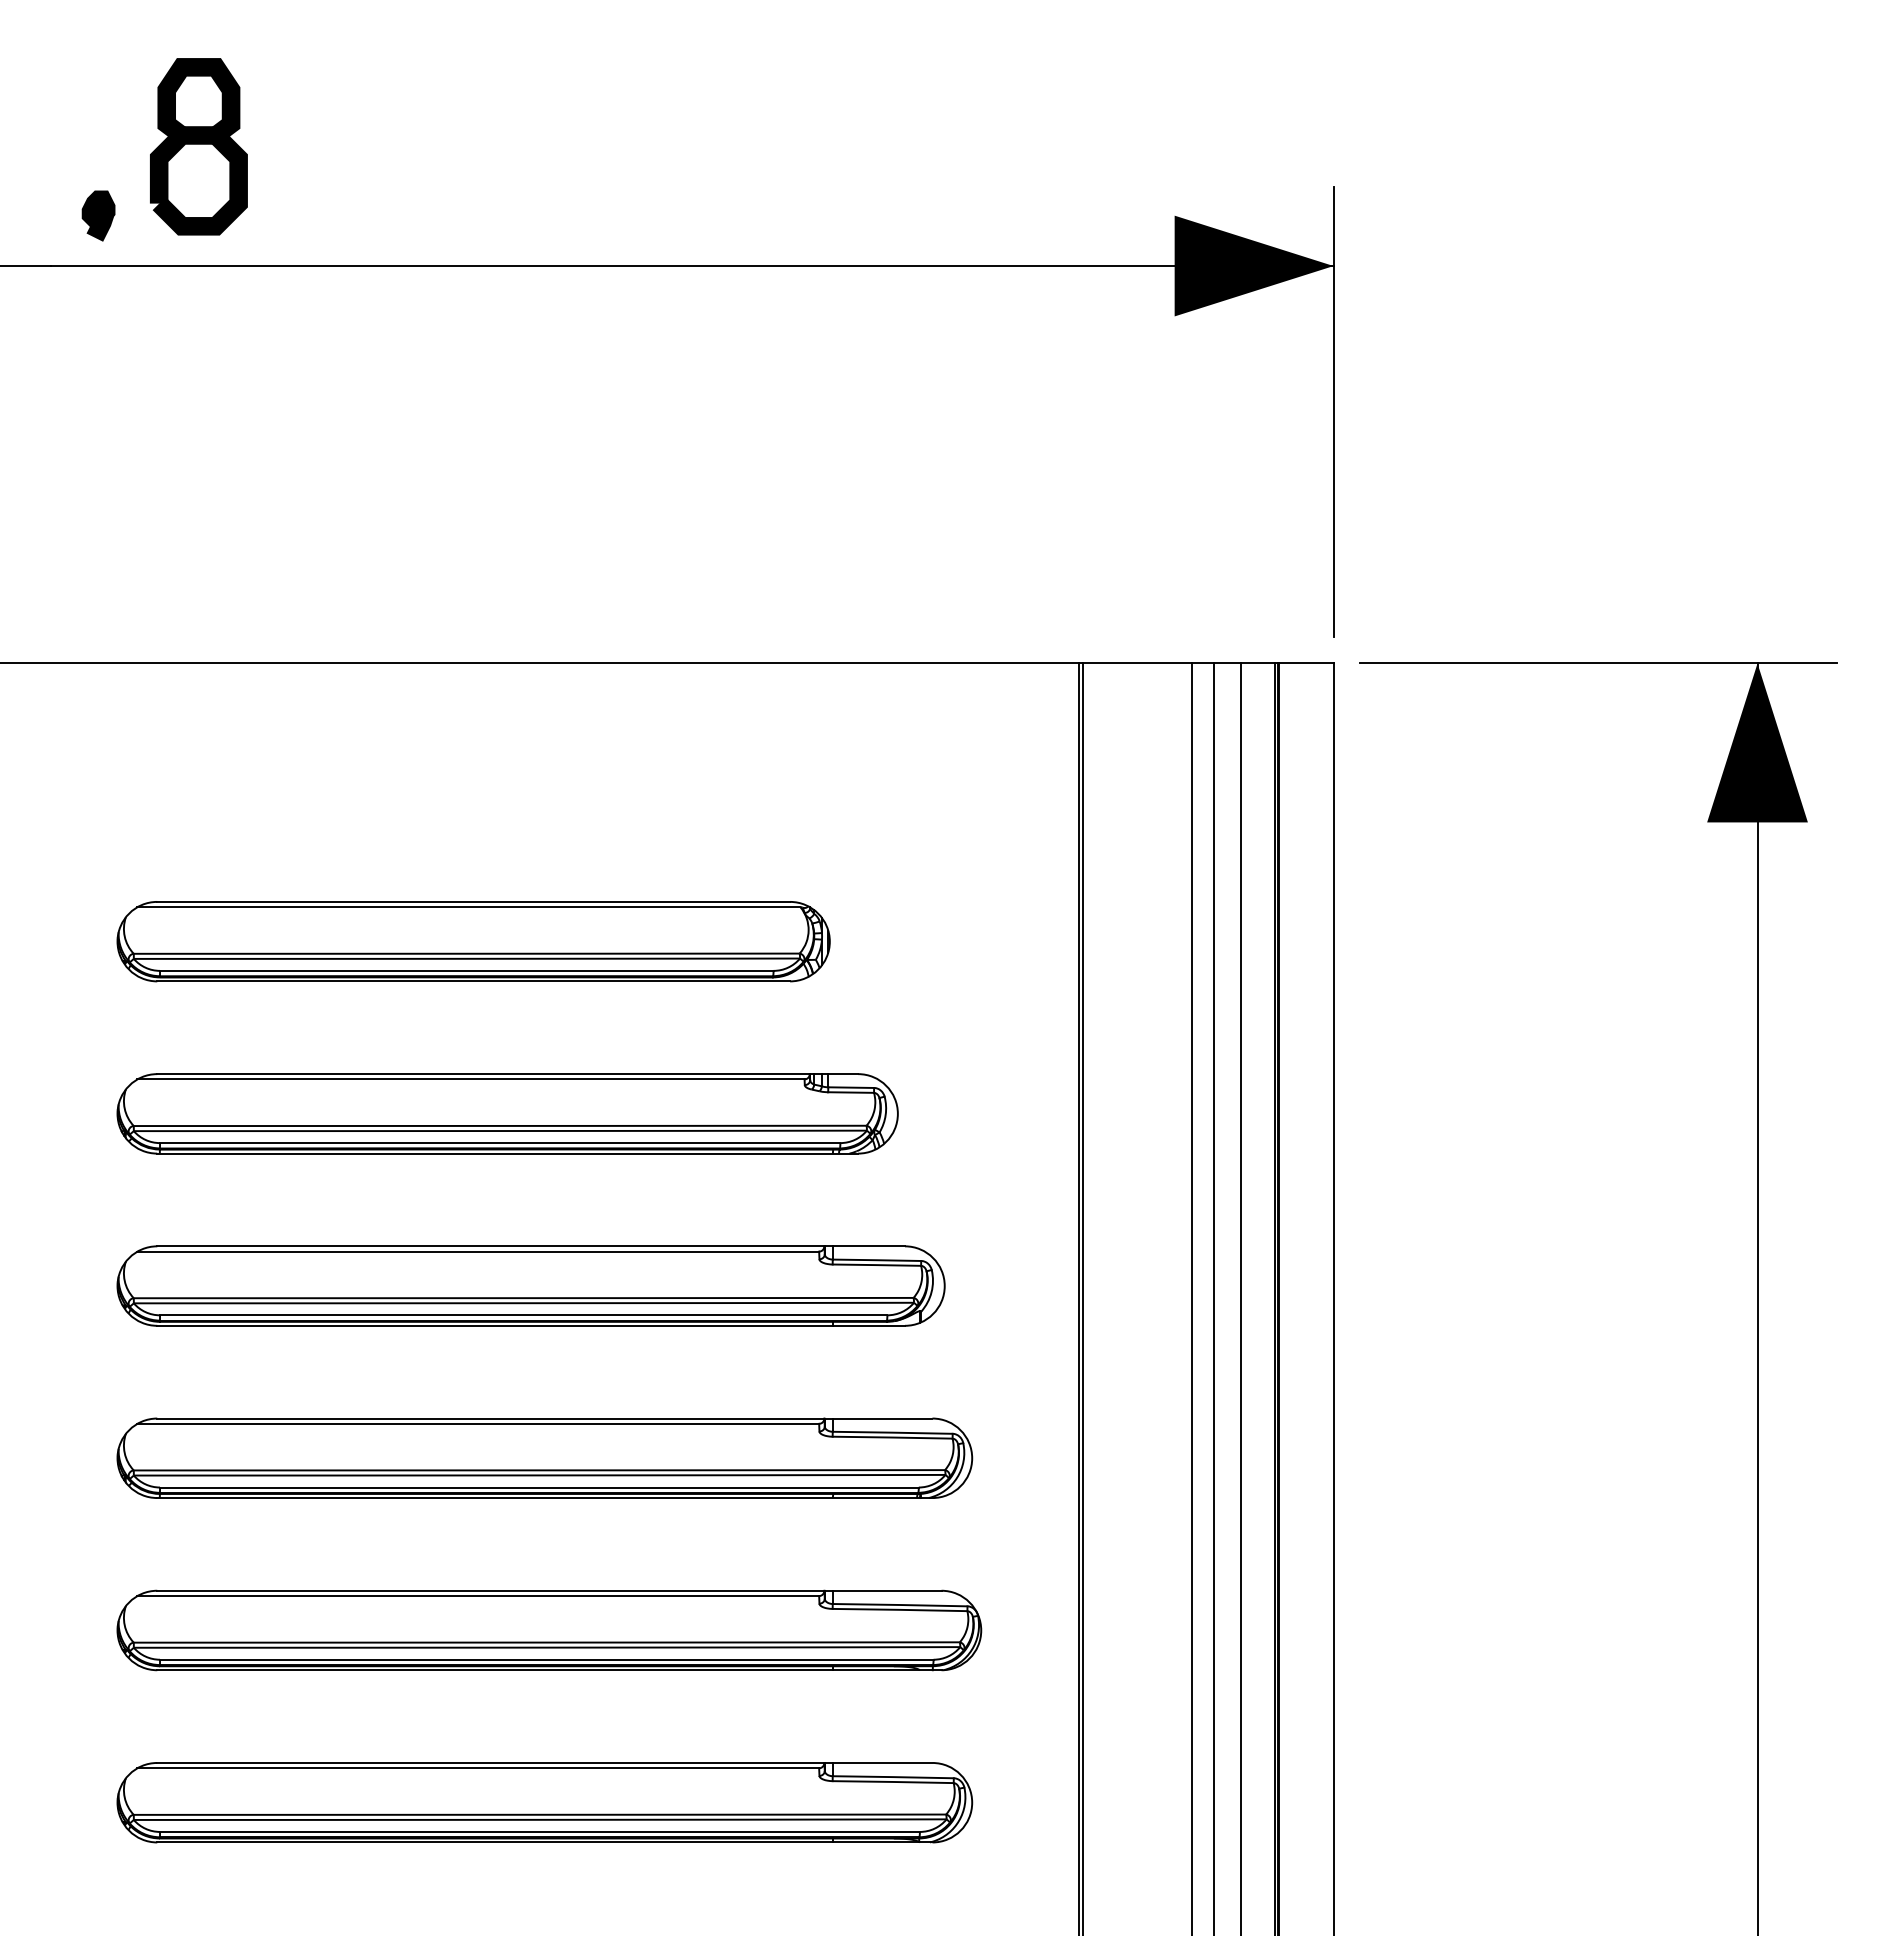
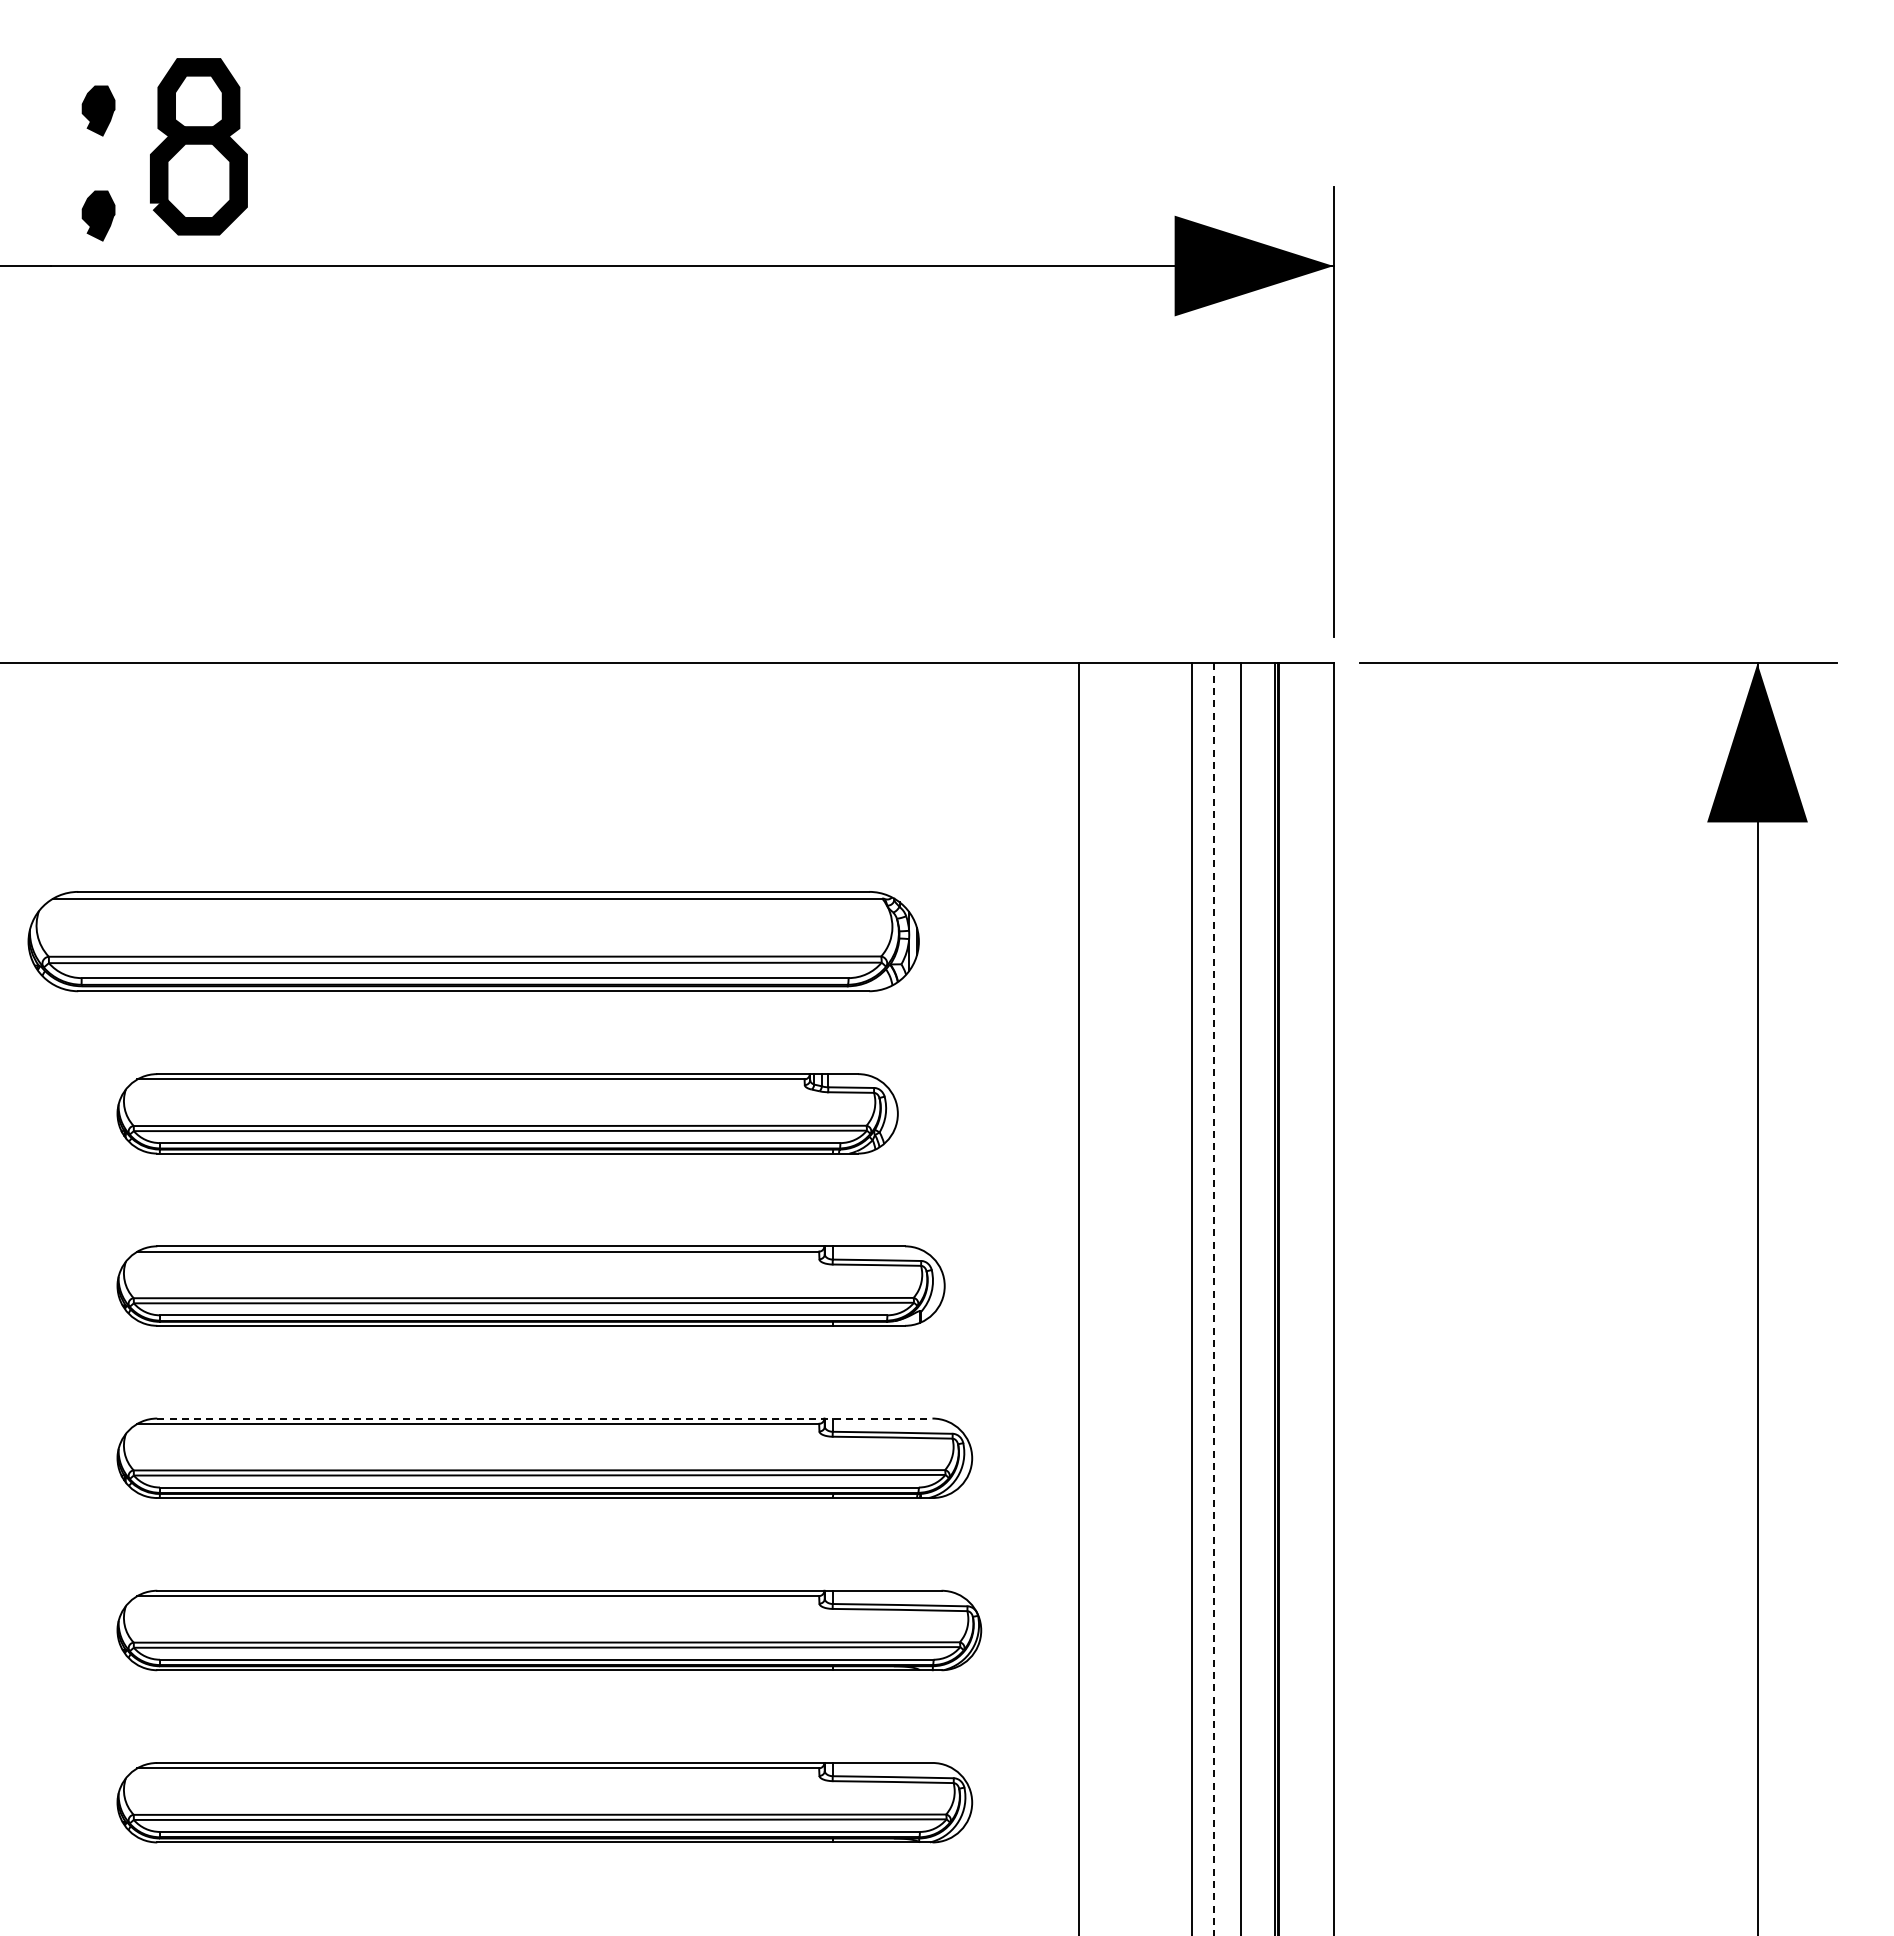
part: none -> present (98, 110)
part size: 715x82 px -> 893x102 px (473, 941)
line: present -> none (1083, 1297)
line: solid -> dashed (1214, 1299)
line: solid -> dashed (544, 1418)
